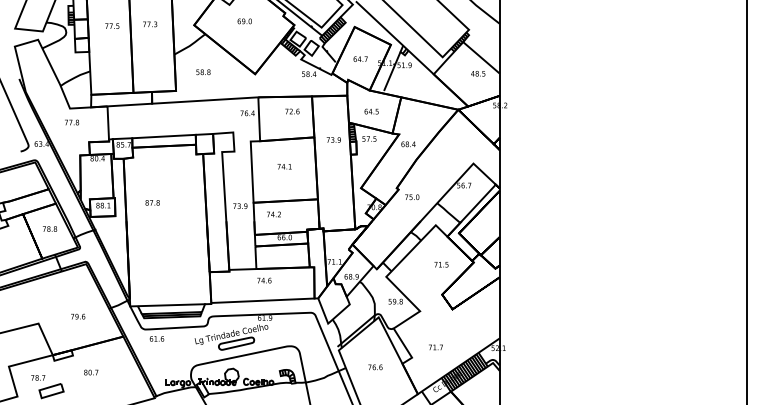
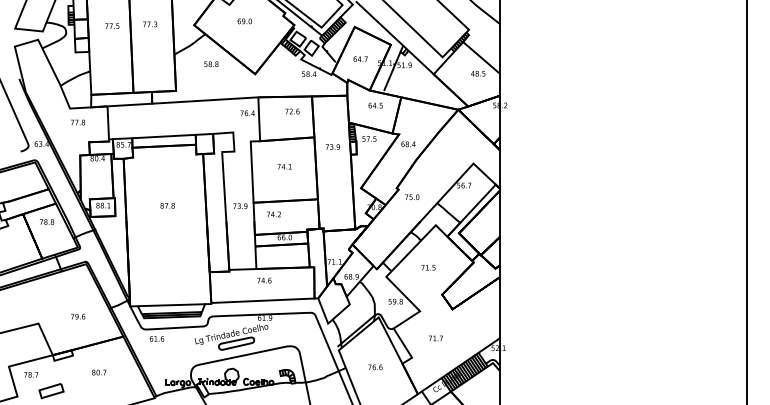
part position: (203, 72) -> (211, 64) (211, 64)
part position: (371, 111) -> (375, 105) (375, 105)
part position: (72, 122) -> (78, 122) (78, 122)
part position: (333, 139) -> (332, 146) (332, 146)
part position: (152, 202) -> (167, 205) (167, 205)
part position: (50, 228) -> (47, 221) (47, 221)
part position: (441, 264) -> (428, 267) (428, 267)
part position: (435, 347) -> (435, 338) (435, 338)
part position: (91, 372) -> (99, 372) (99, 372)
part position: (38, 377) -> (31, 374) (31, 374)
